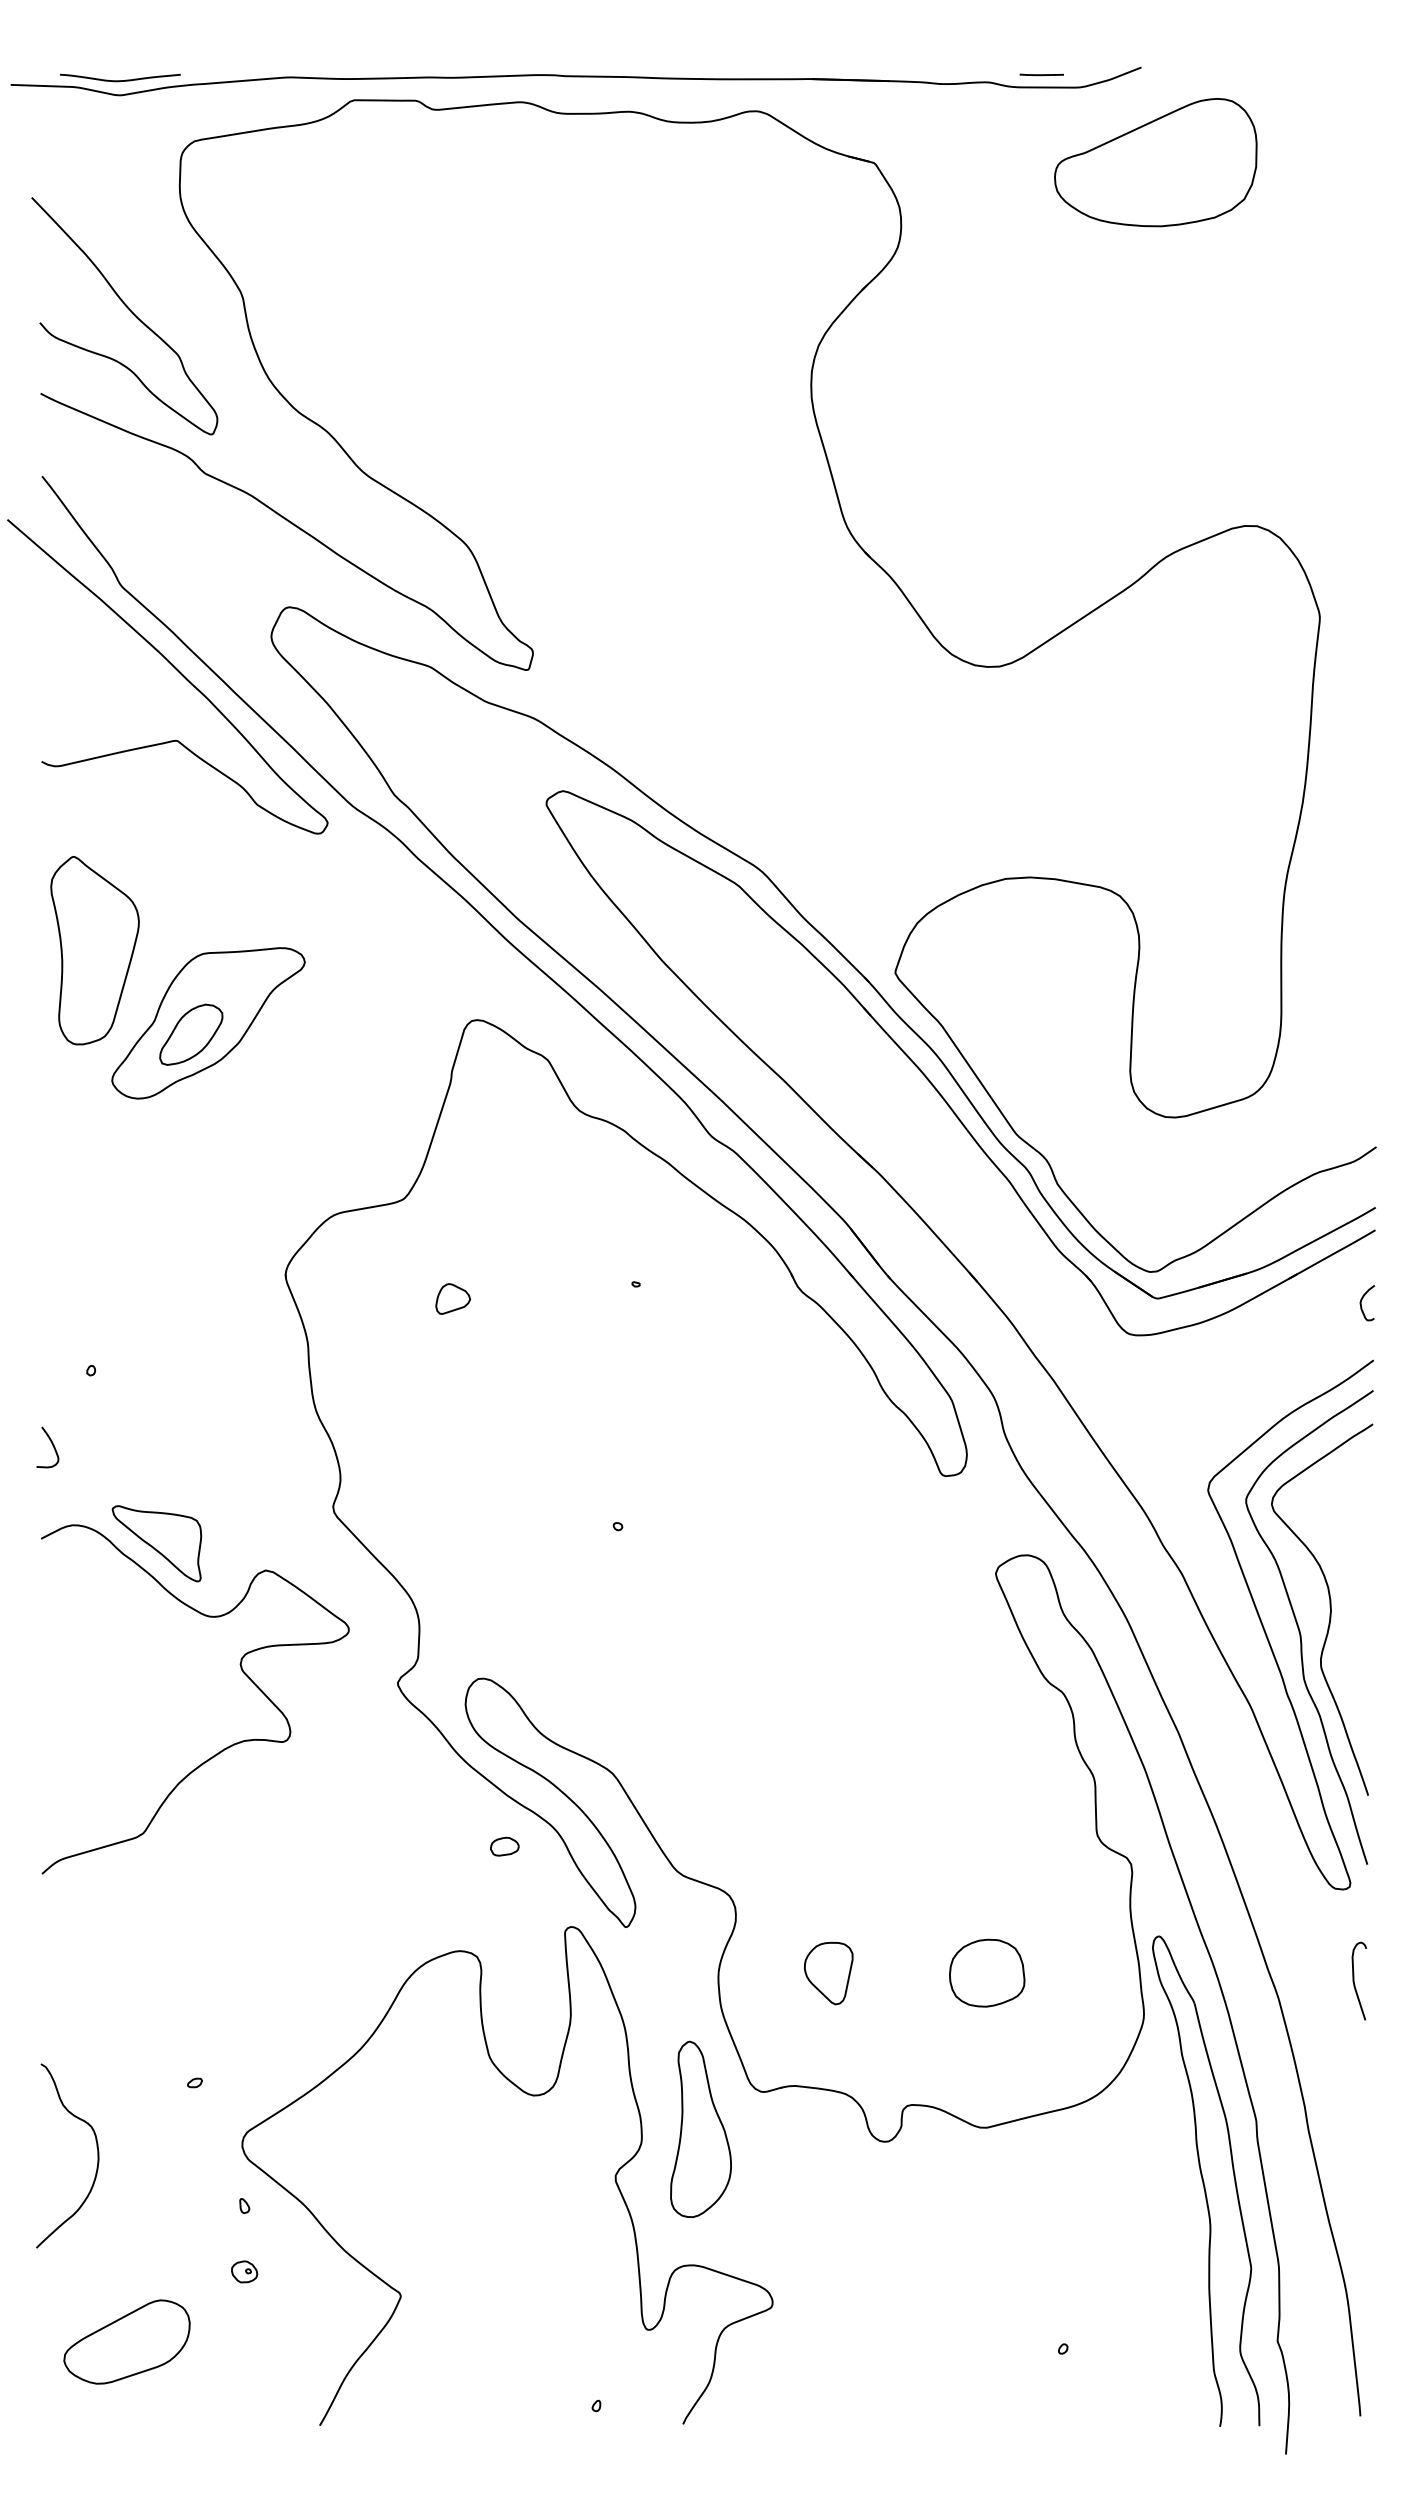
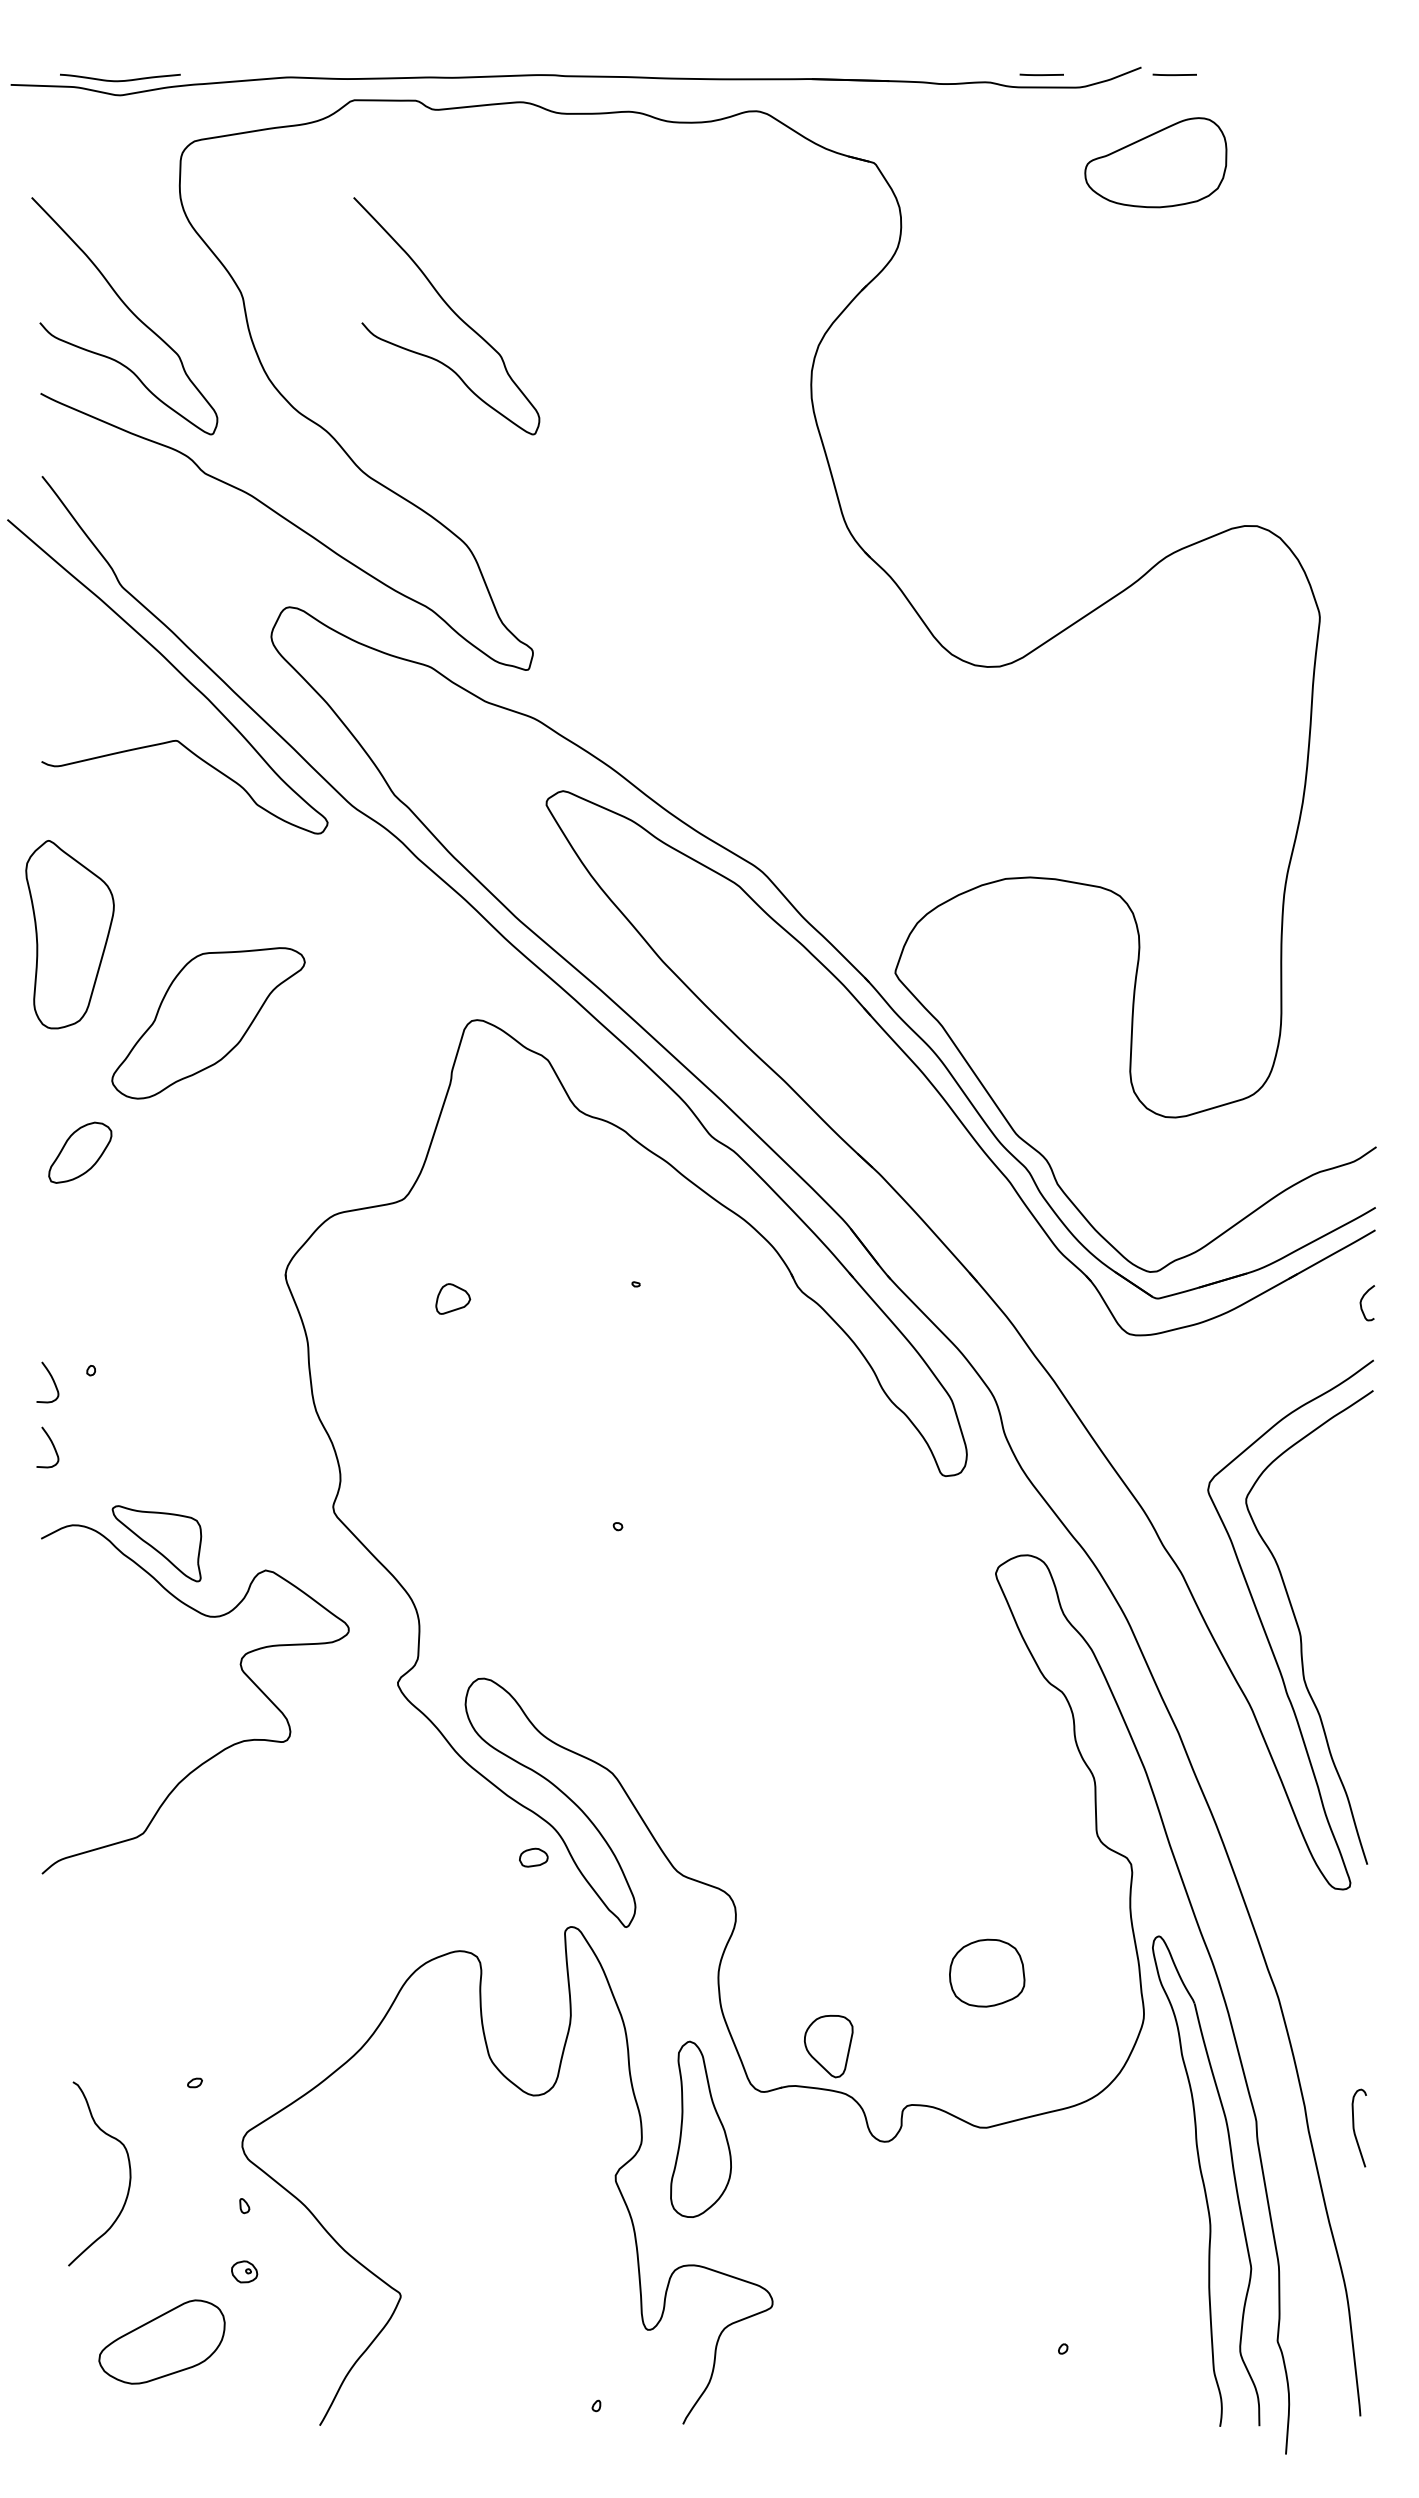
line: none -> present (1174, 74)
part size: 204x130 px -> 144x92 px (1155, 162)
curve: none -> present (453, 313)
part position: (94, 950) -> (69, 934) (69, 934)
part position: (191, 1034) -> (80, 1152) (80, 1152)
curve: none -> present (52, 1380)
curve: present -> none (1329, 1607)
part position: (504, 1846) -> (533, 1857) (533, 1857)
part position: (828, 1973) -> (828, 2046) (828, 2046)
curve position: (1354, 1980) -> (1354, 2127) (1354, 2127)
curve position: (97, 2155) -> (129, 2173) (129, 2173)
part position: (126, 2341) -> (161, 2341) (161, 2341)
